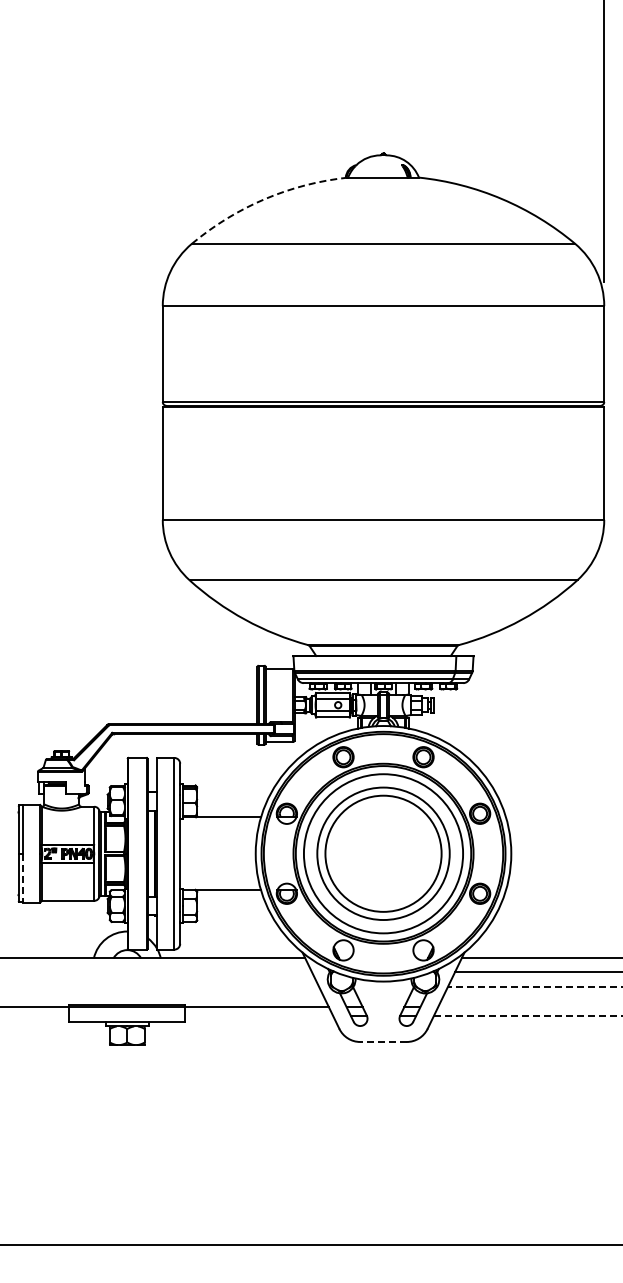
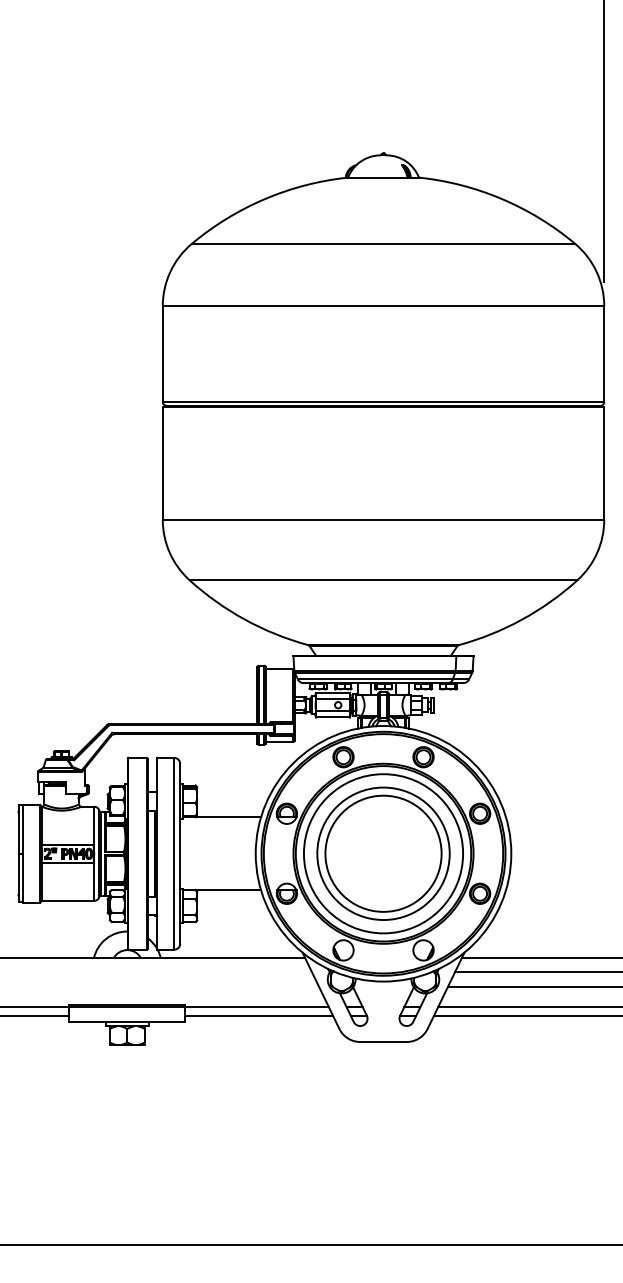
arc: dashed -> solid (265, 199)
line: dashed -> solid (23, 878)
line: dashed -> solid (534, 986)
line: none -> present (528, 1007)
line: none -> present (35, 1016)
line: none -> present (259, 1016)
line: dashed -> solid (528, 1016)
line: dashed -> solid (383, 1041)
